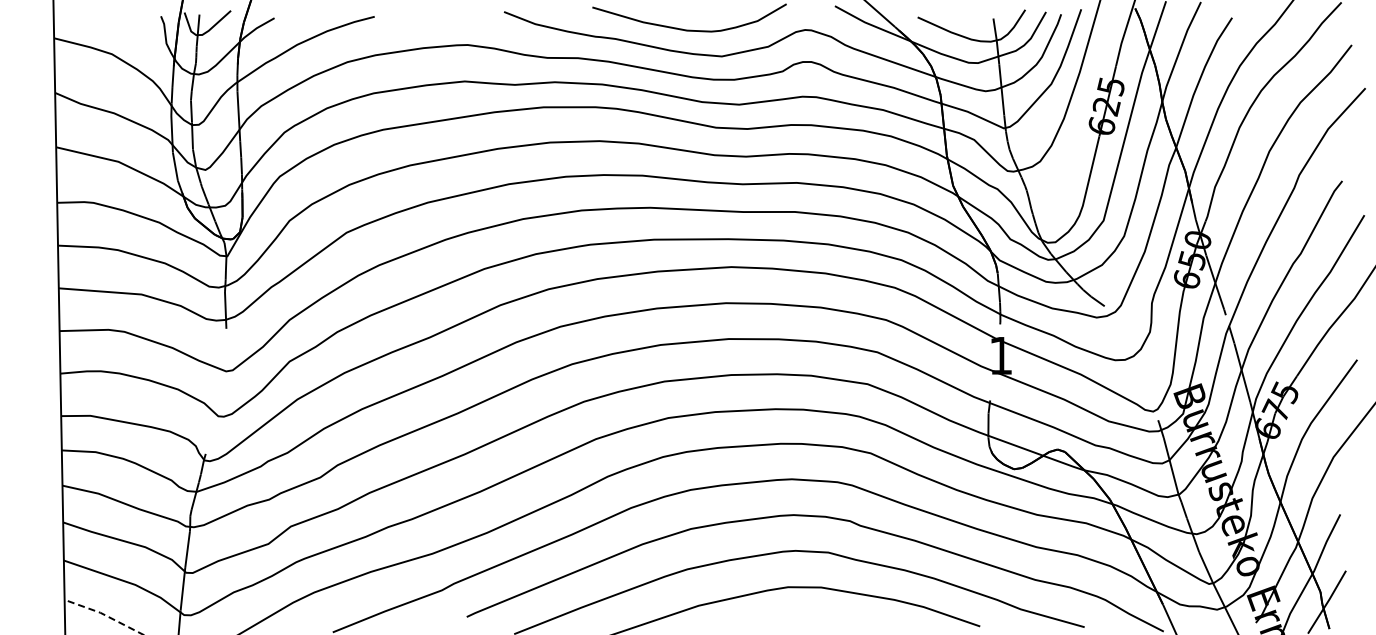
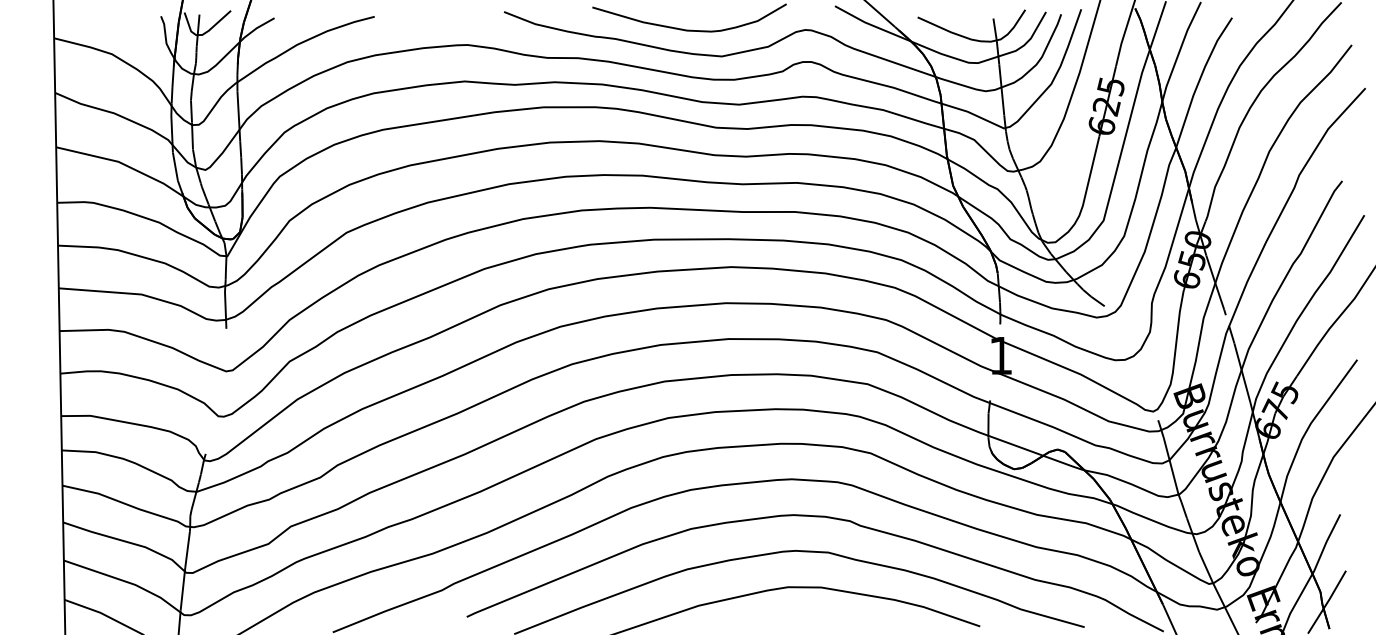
line: dashed -> solid (103, 614)
